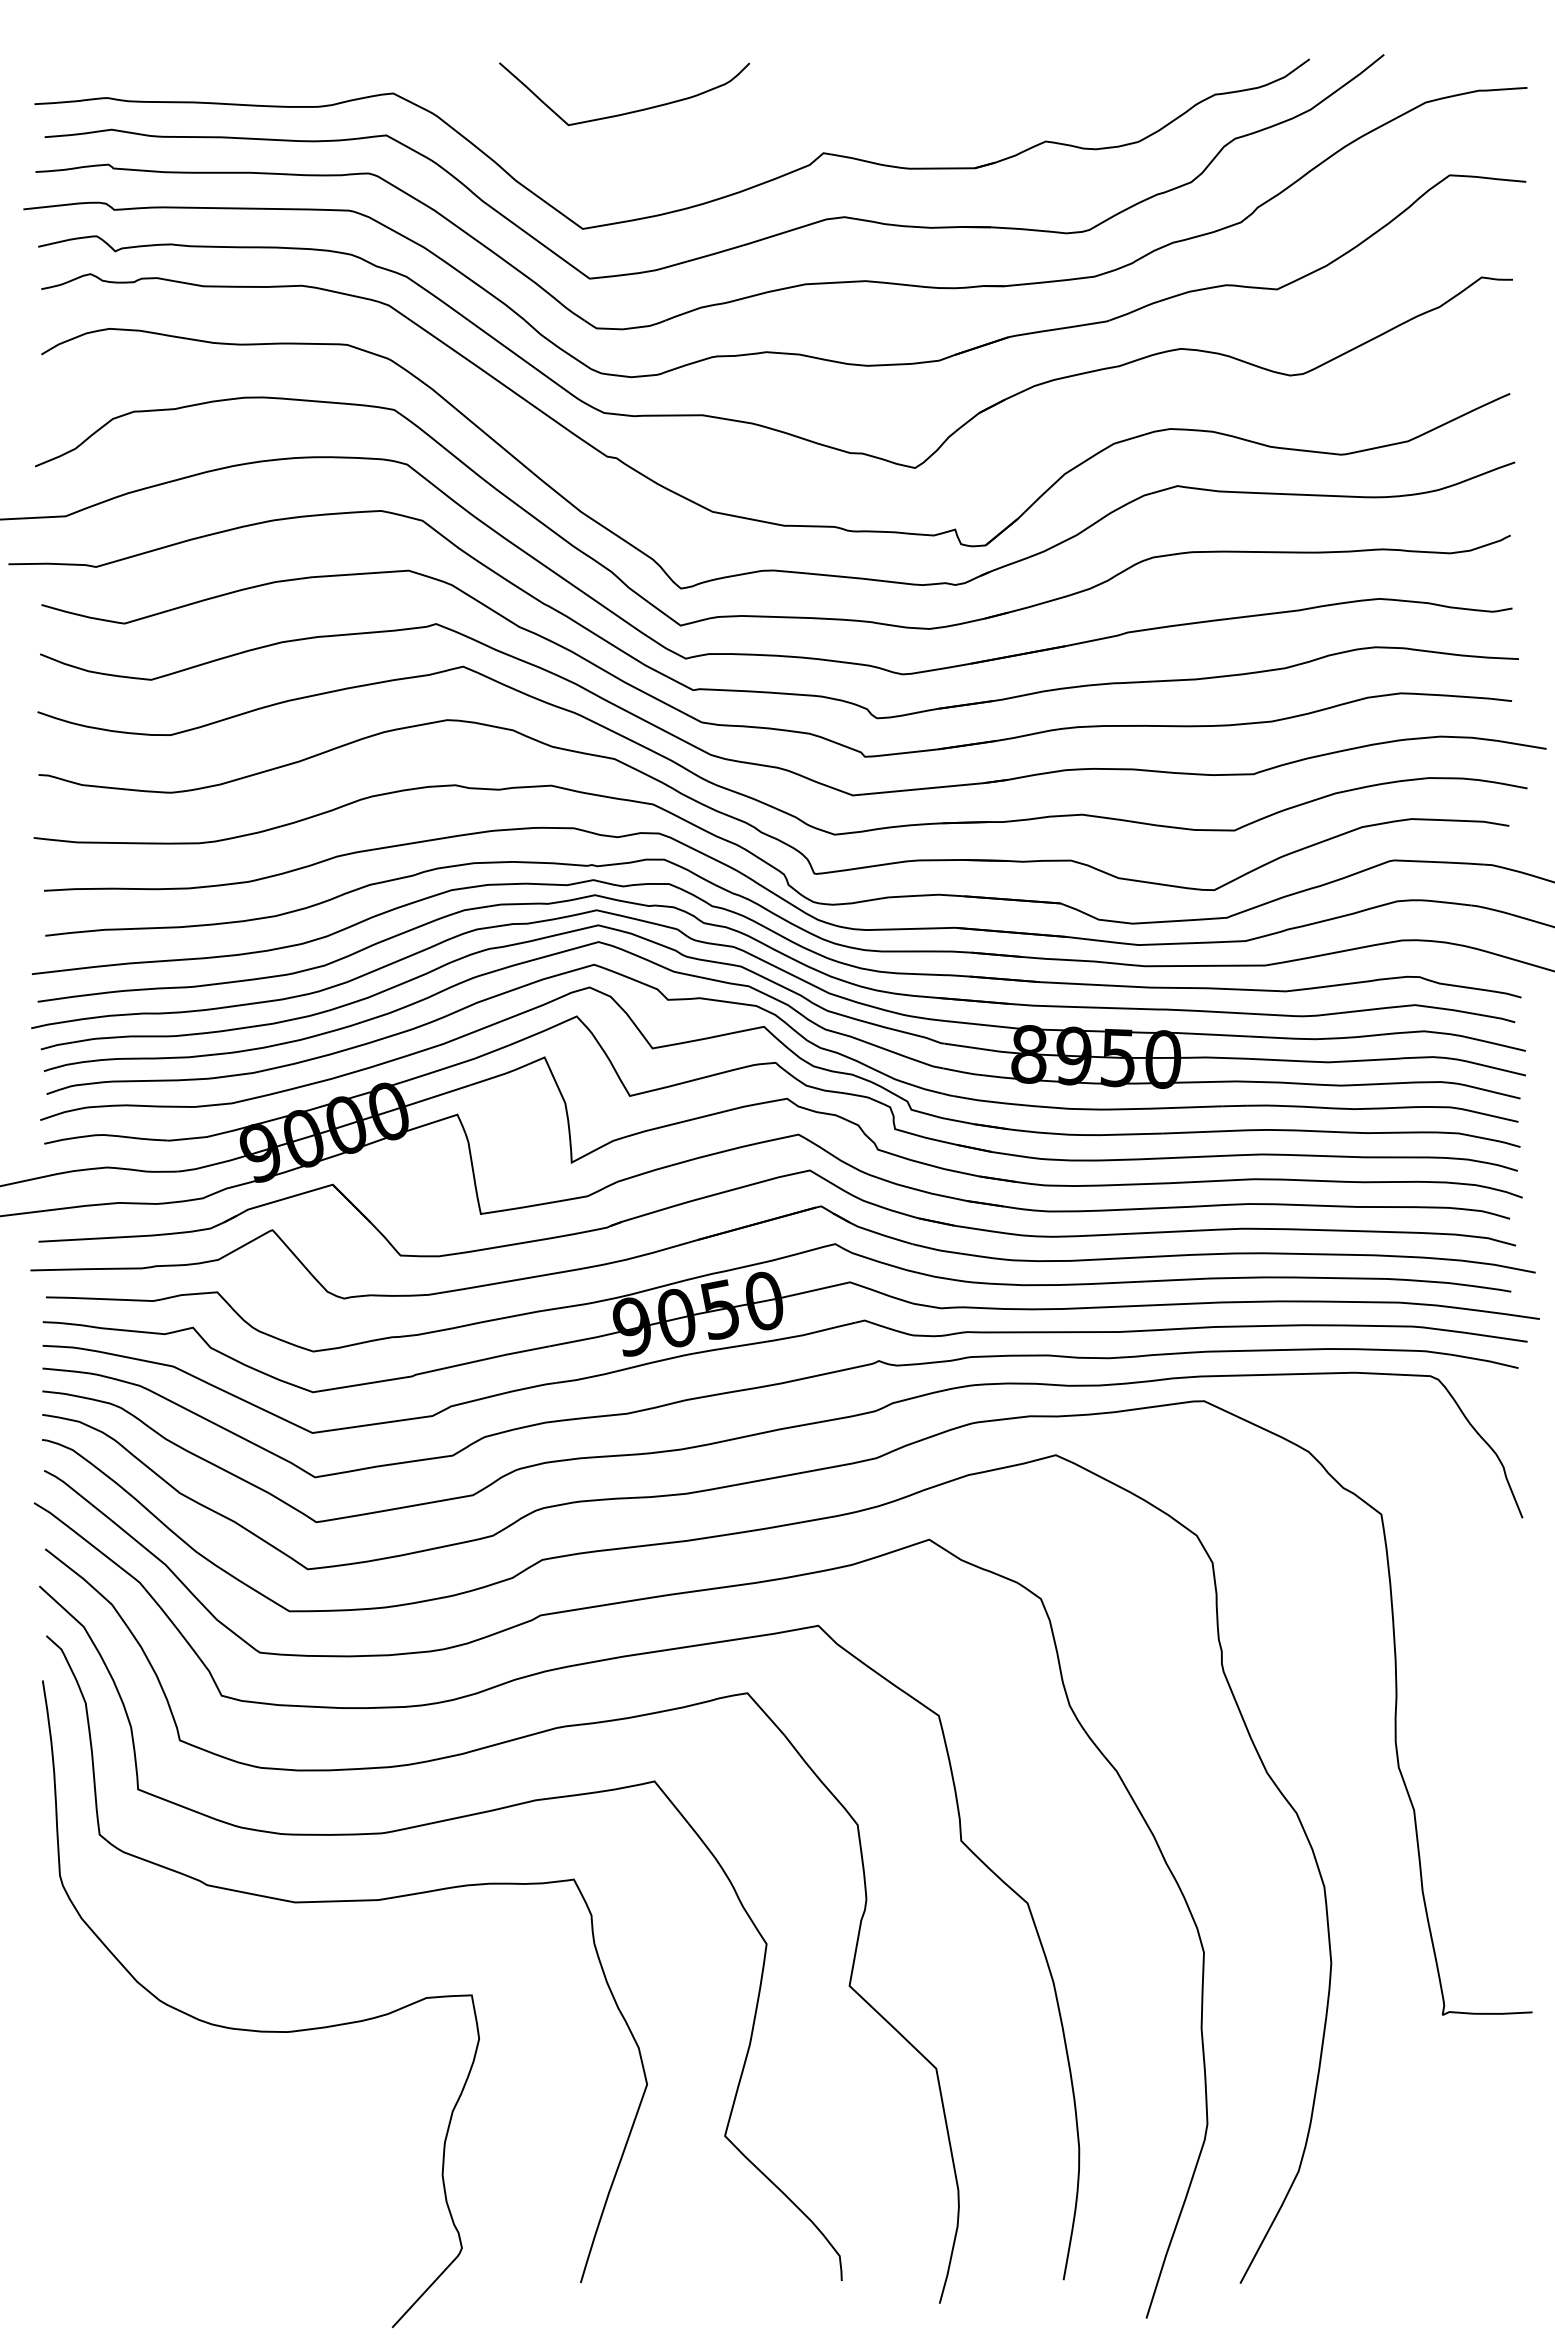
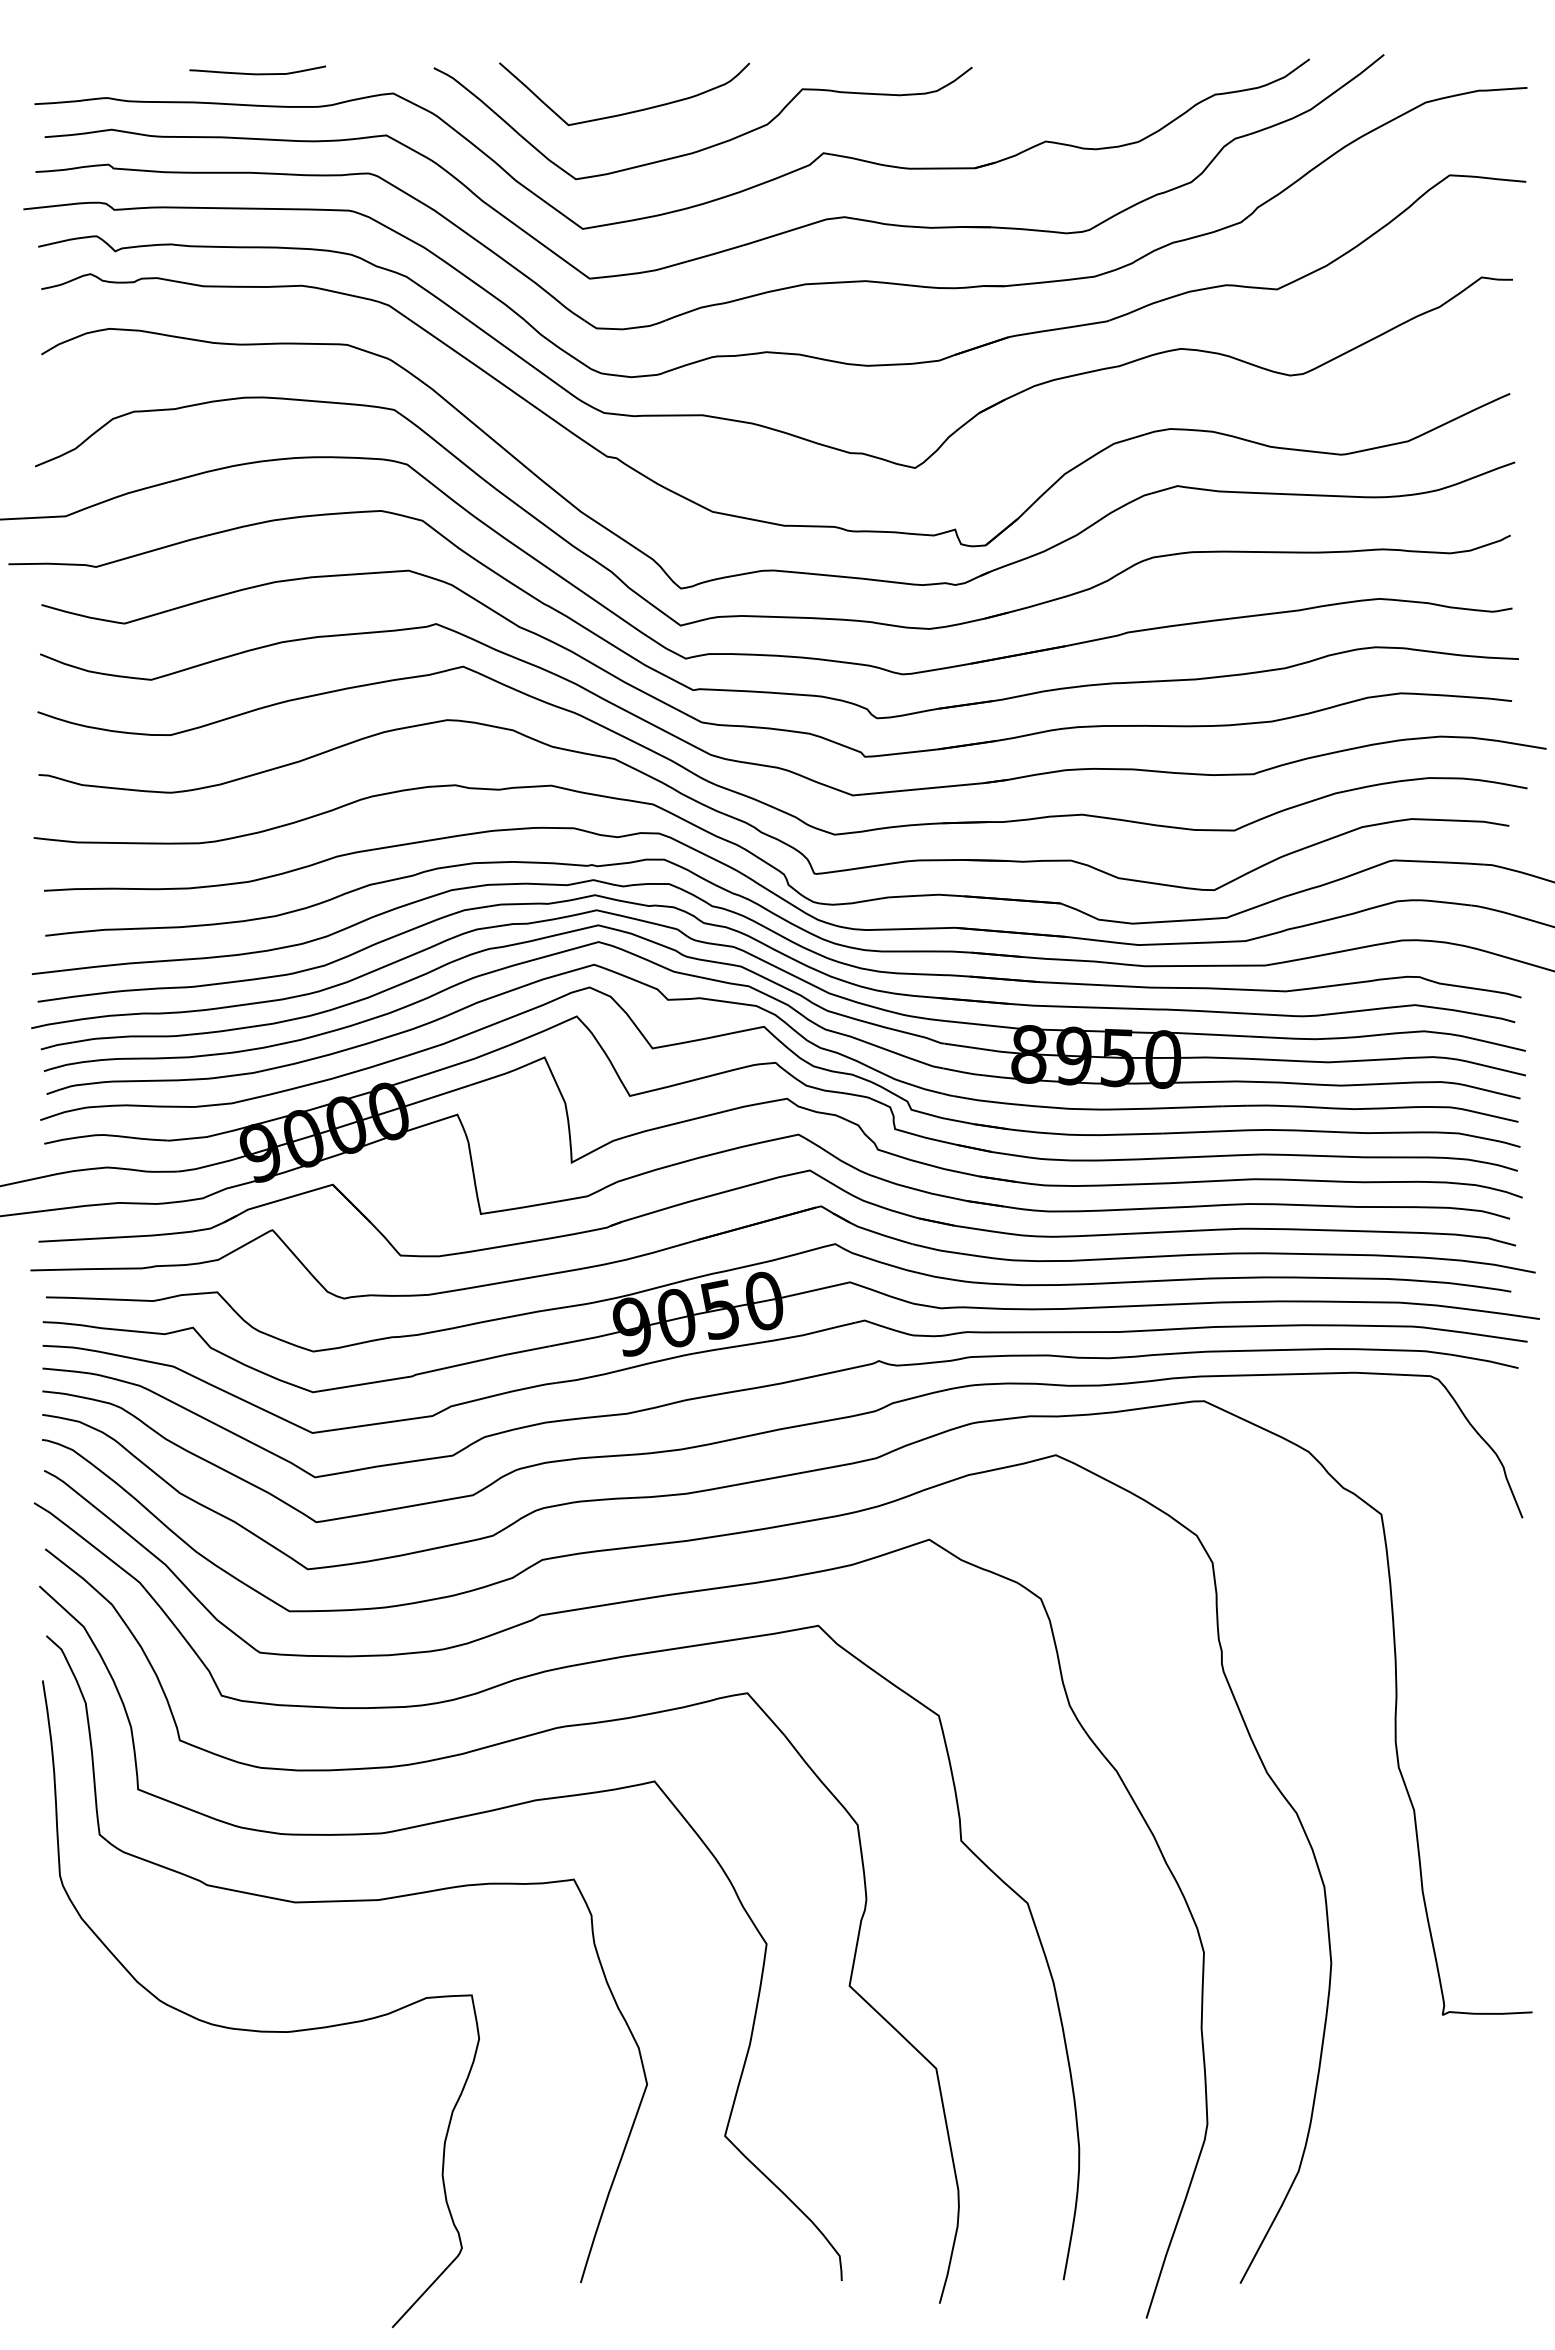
curve: none -> present (257, 73)
curve: none -> present (711, 145)
